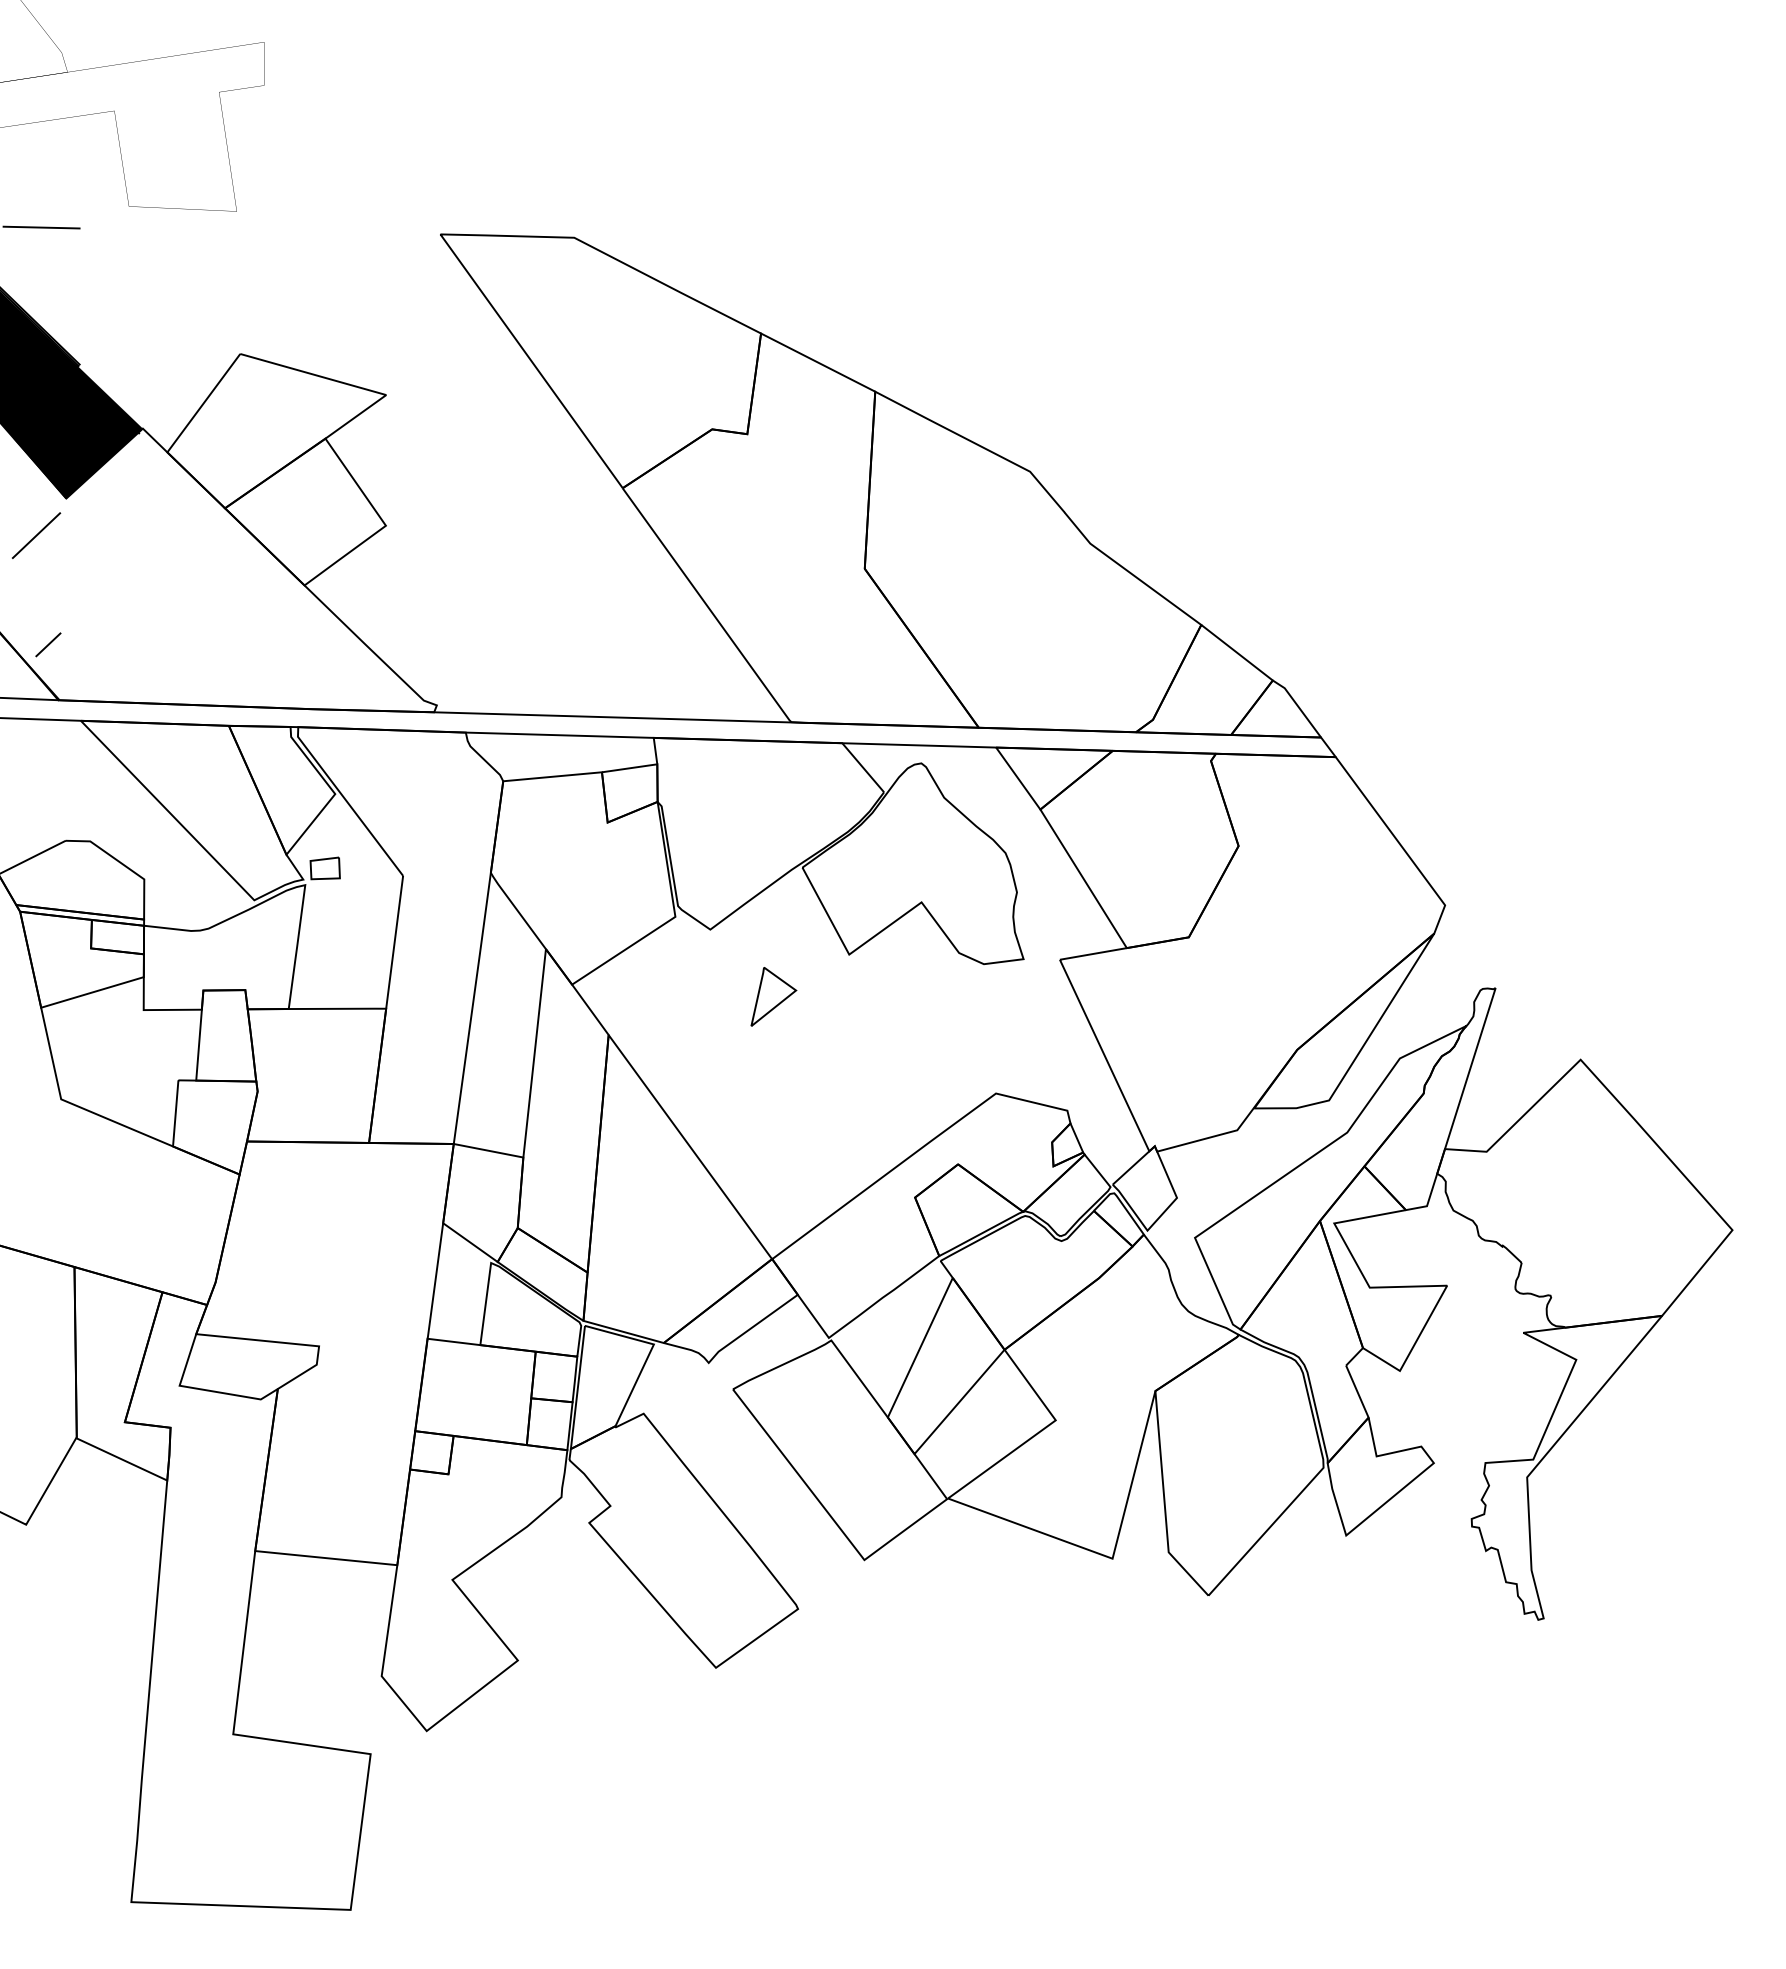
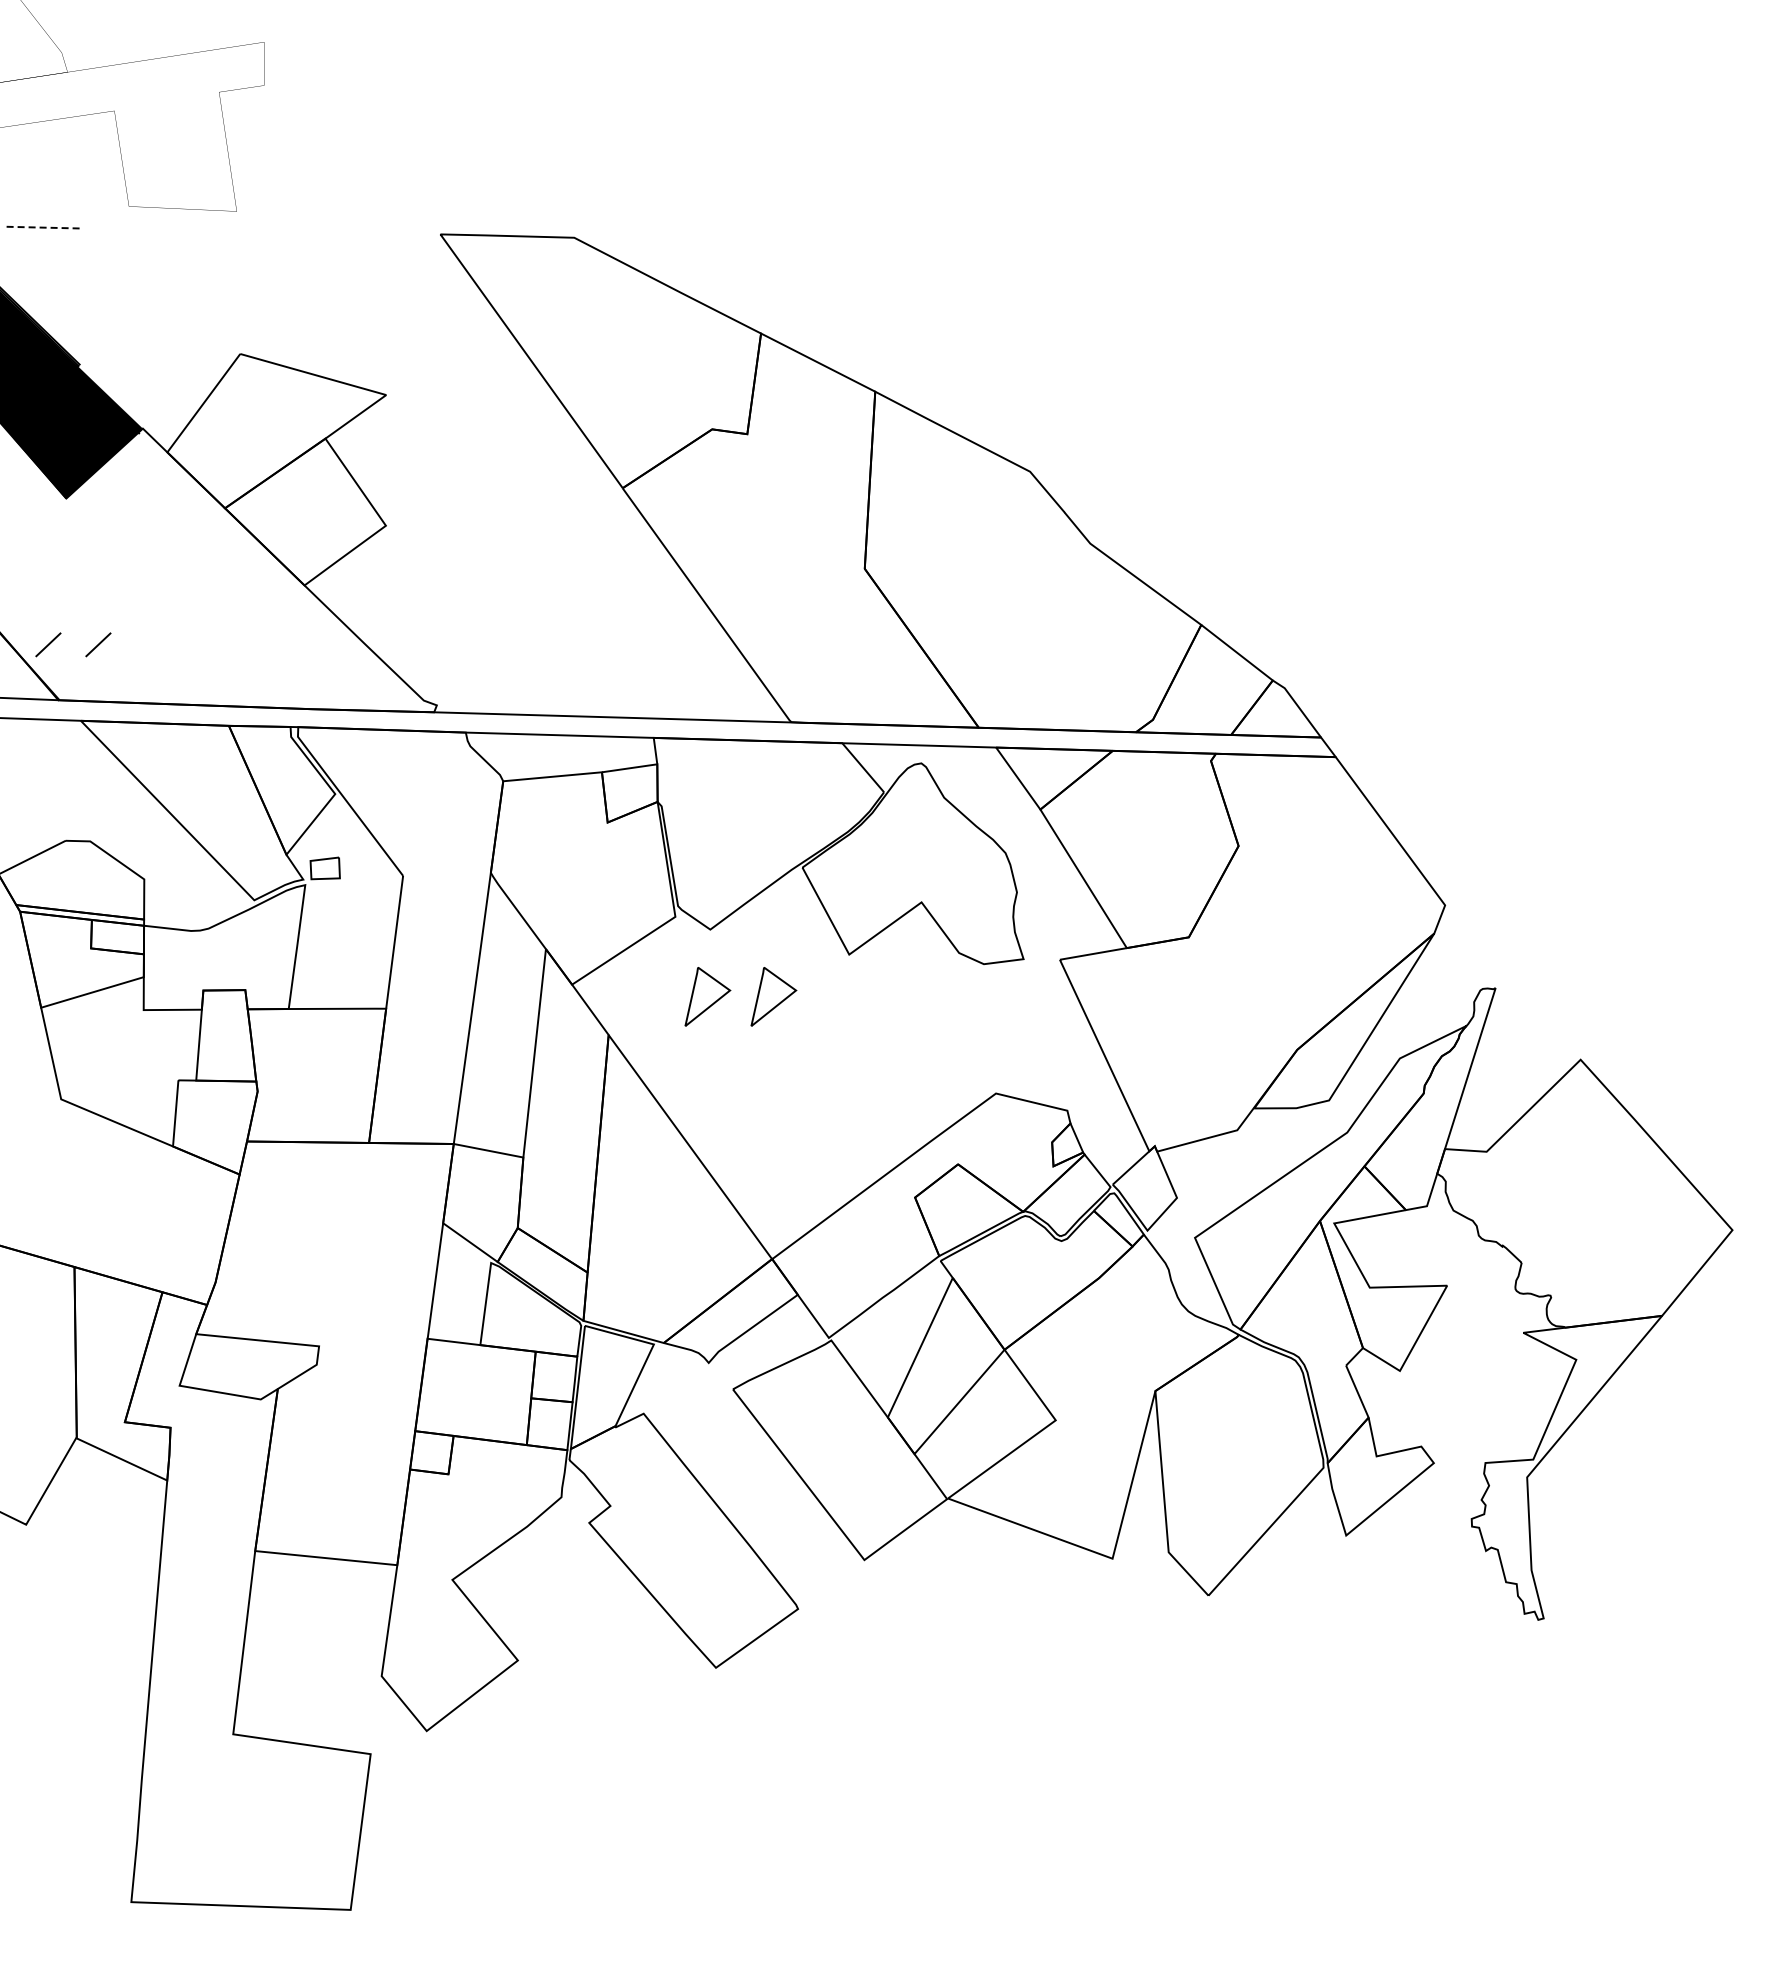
line: solid -> dashed (41, 227)
line: present -> none (36, 535)
line: none -> present (98, 644)
part: none -> present (707, 996)
